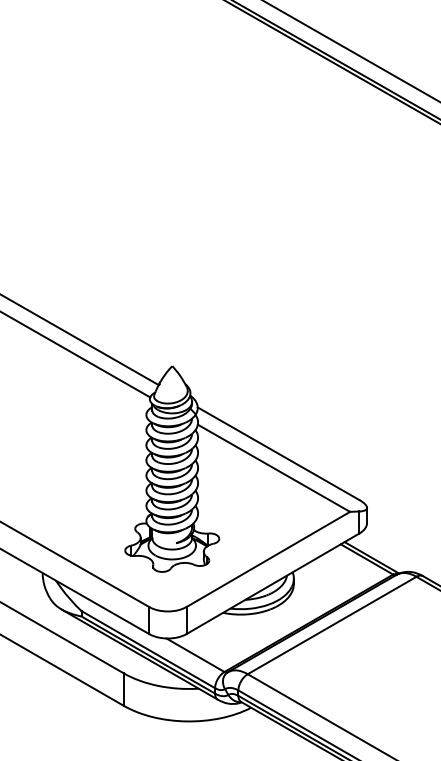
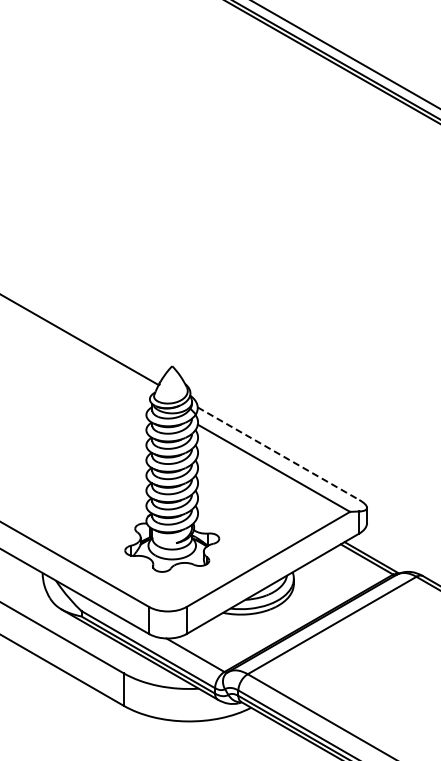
line position: (351, 51) -> (345, 54) (345, 54)
line: present -> none (76, 354)
line: solid -> dashed (278, 453)
